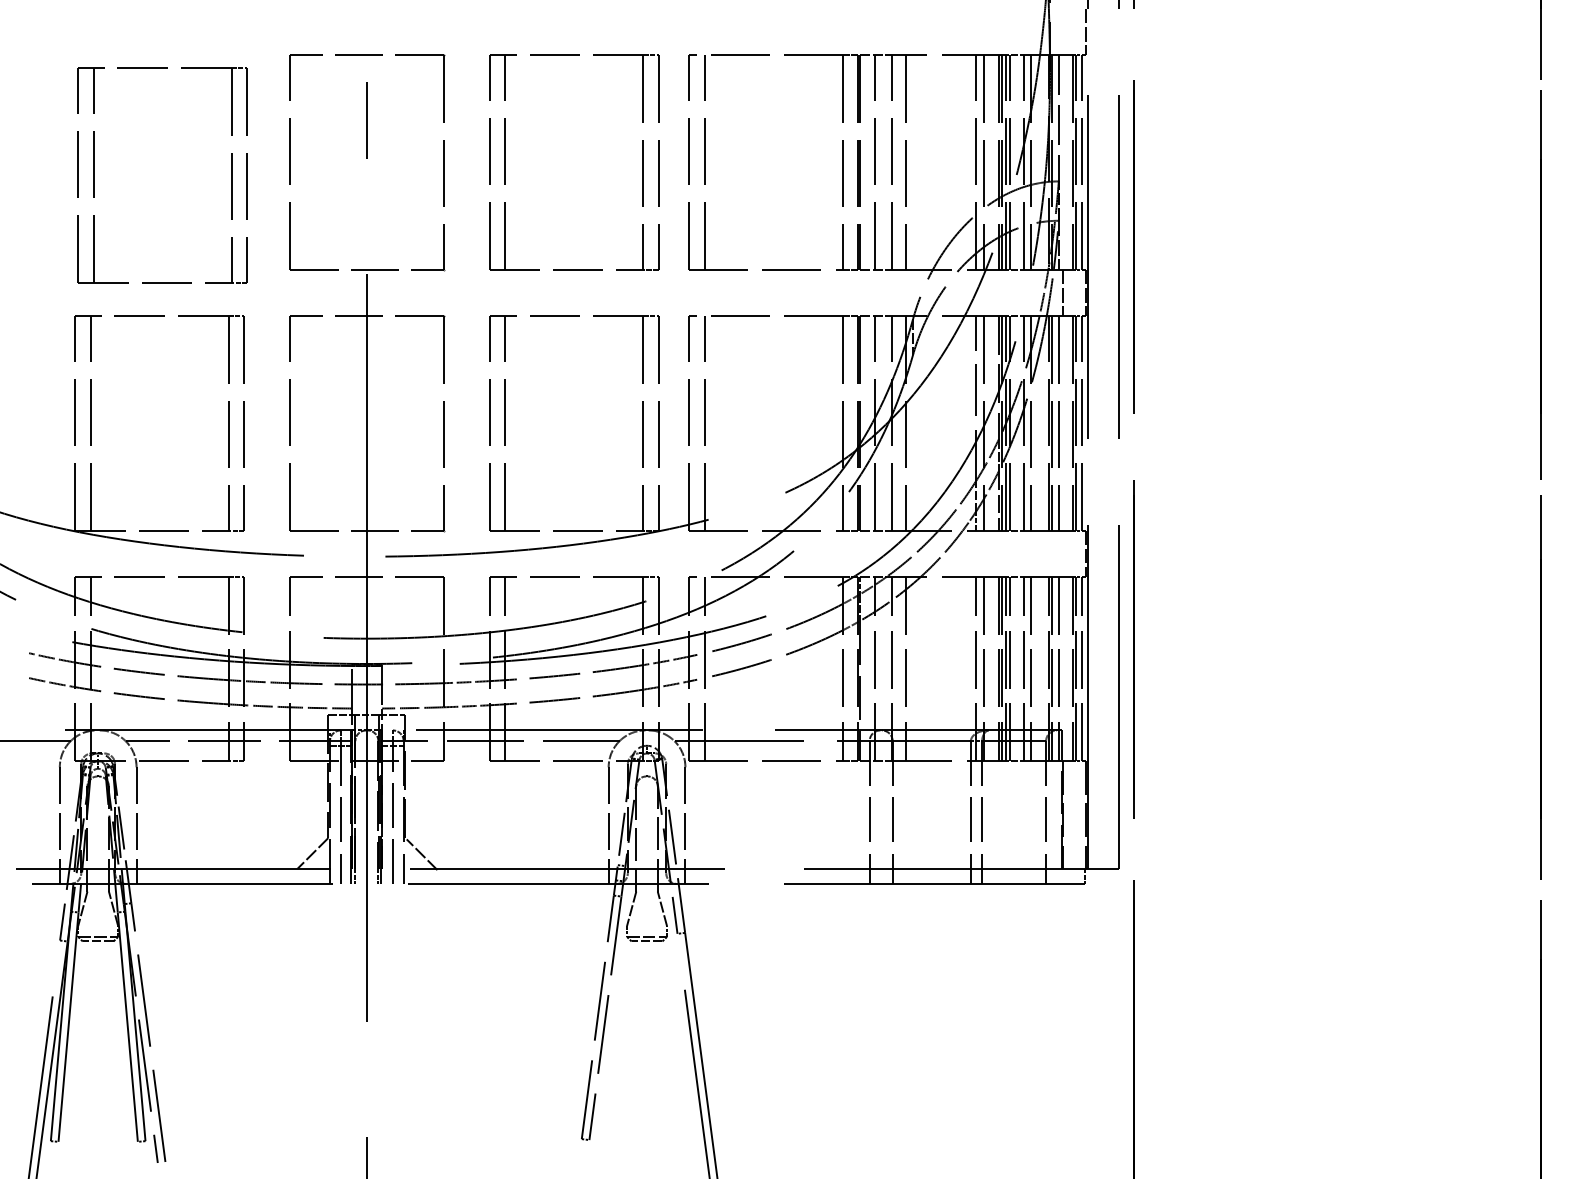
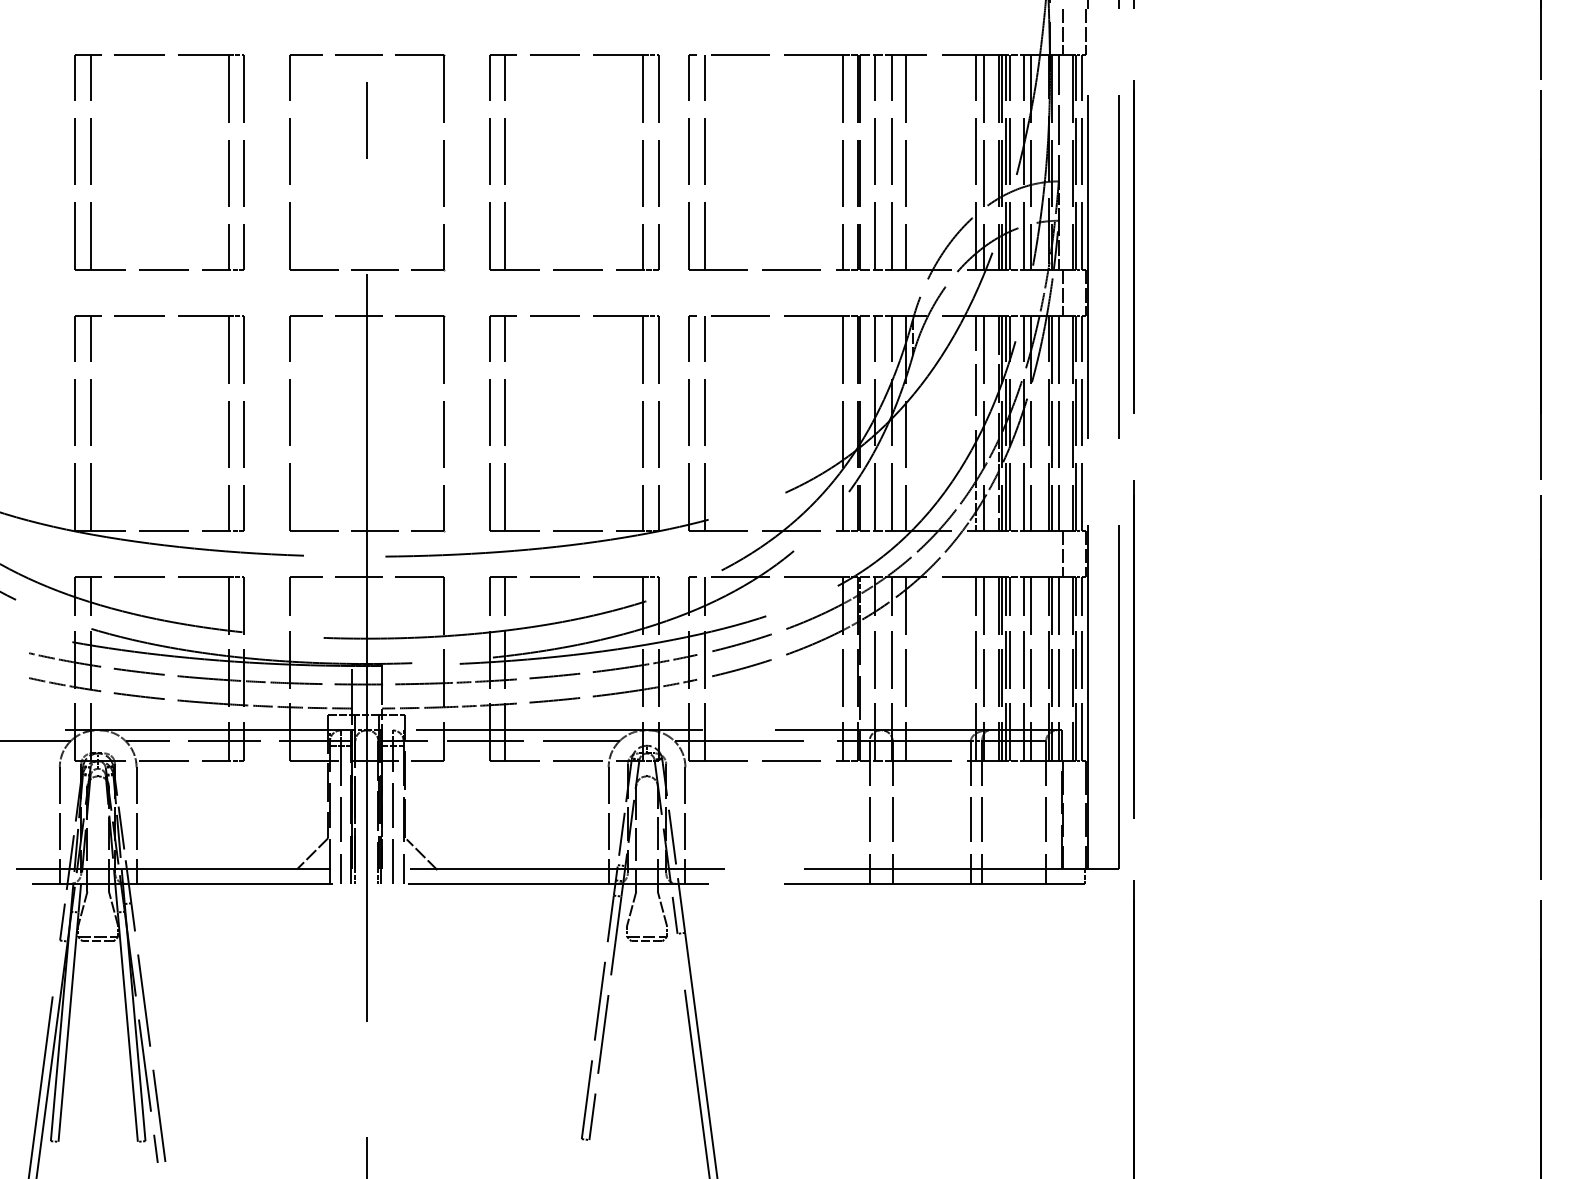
line: none -> present (1063, 31)
part position: (94, 175) -> (91, 162) (91, 162)
line: none -> present (1063, 553)
